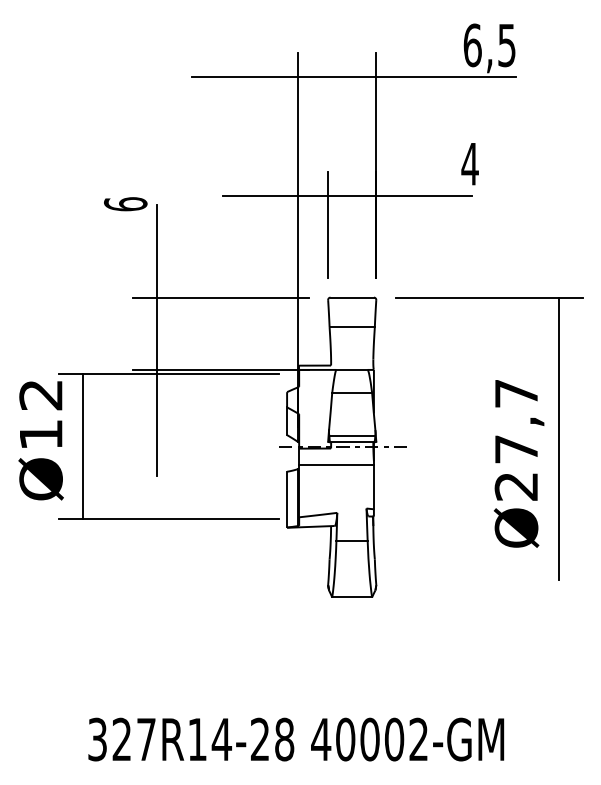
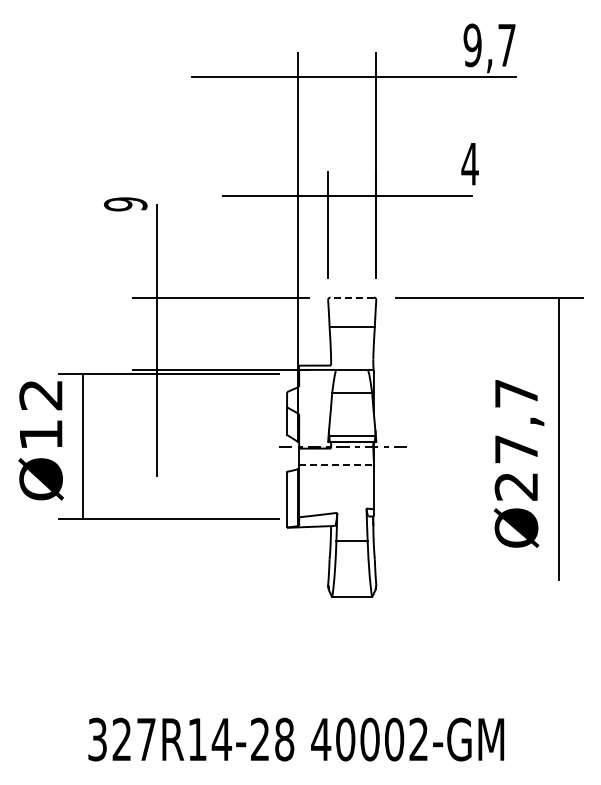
text: 6,5 -> 9,7 (489, 45)
text: 6 -> 9 (125, 204)
line: solid -> dashed (352, 297)
line: solid -> dashed (337, 464)
